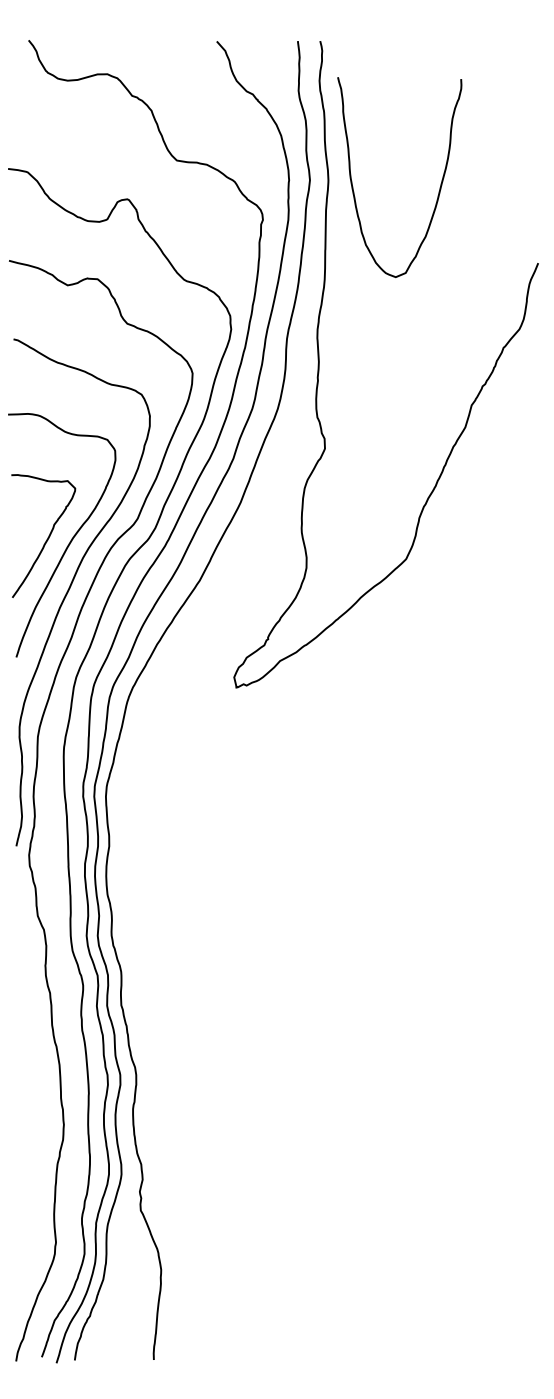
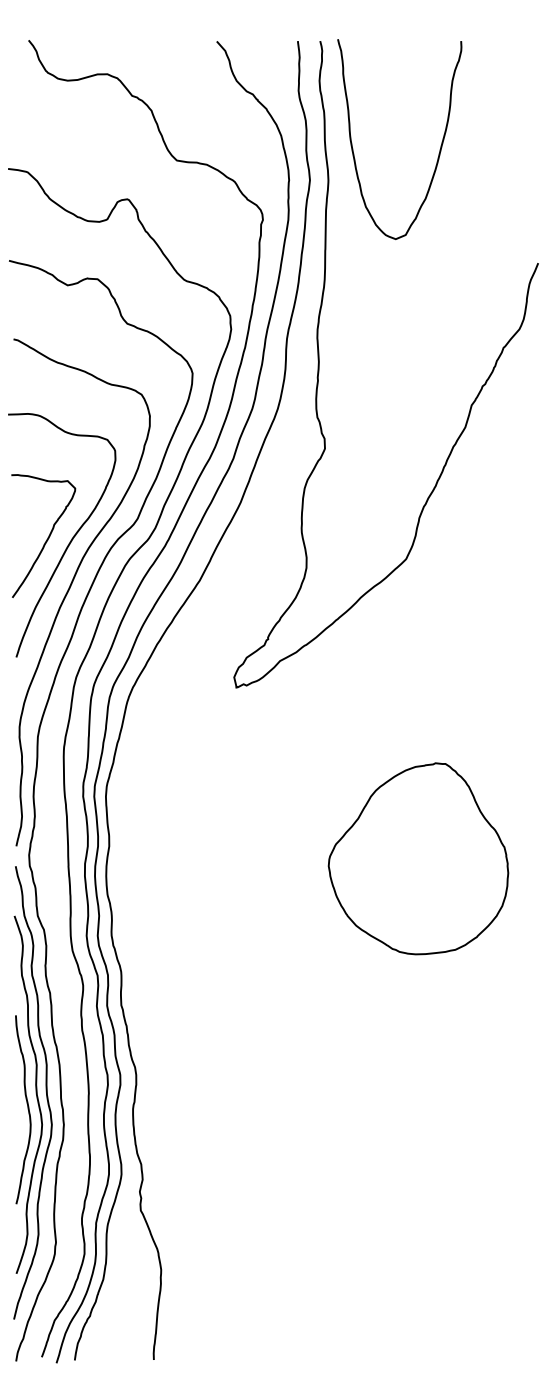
curve position: (439, 187) -> (439, 149) (439, 149)
part: none -> present (418, 858)
part: none -> present (32, 1092)
